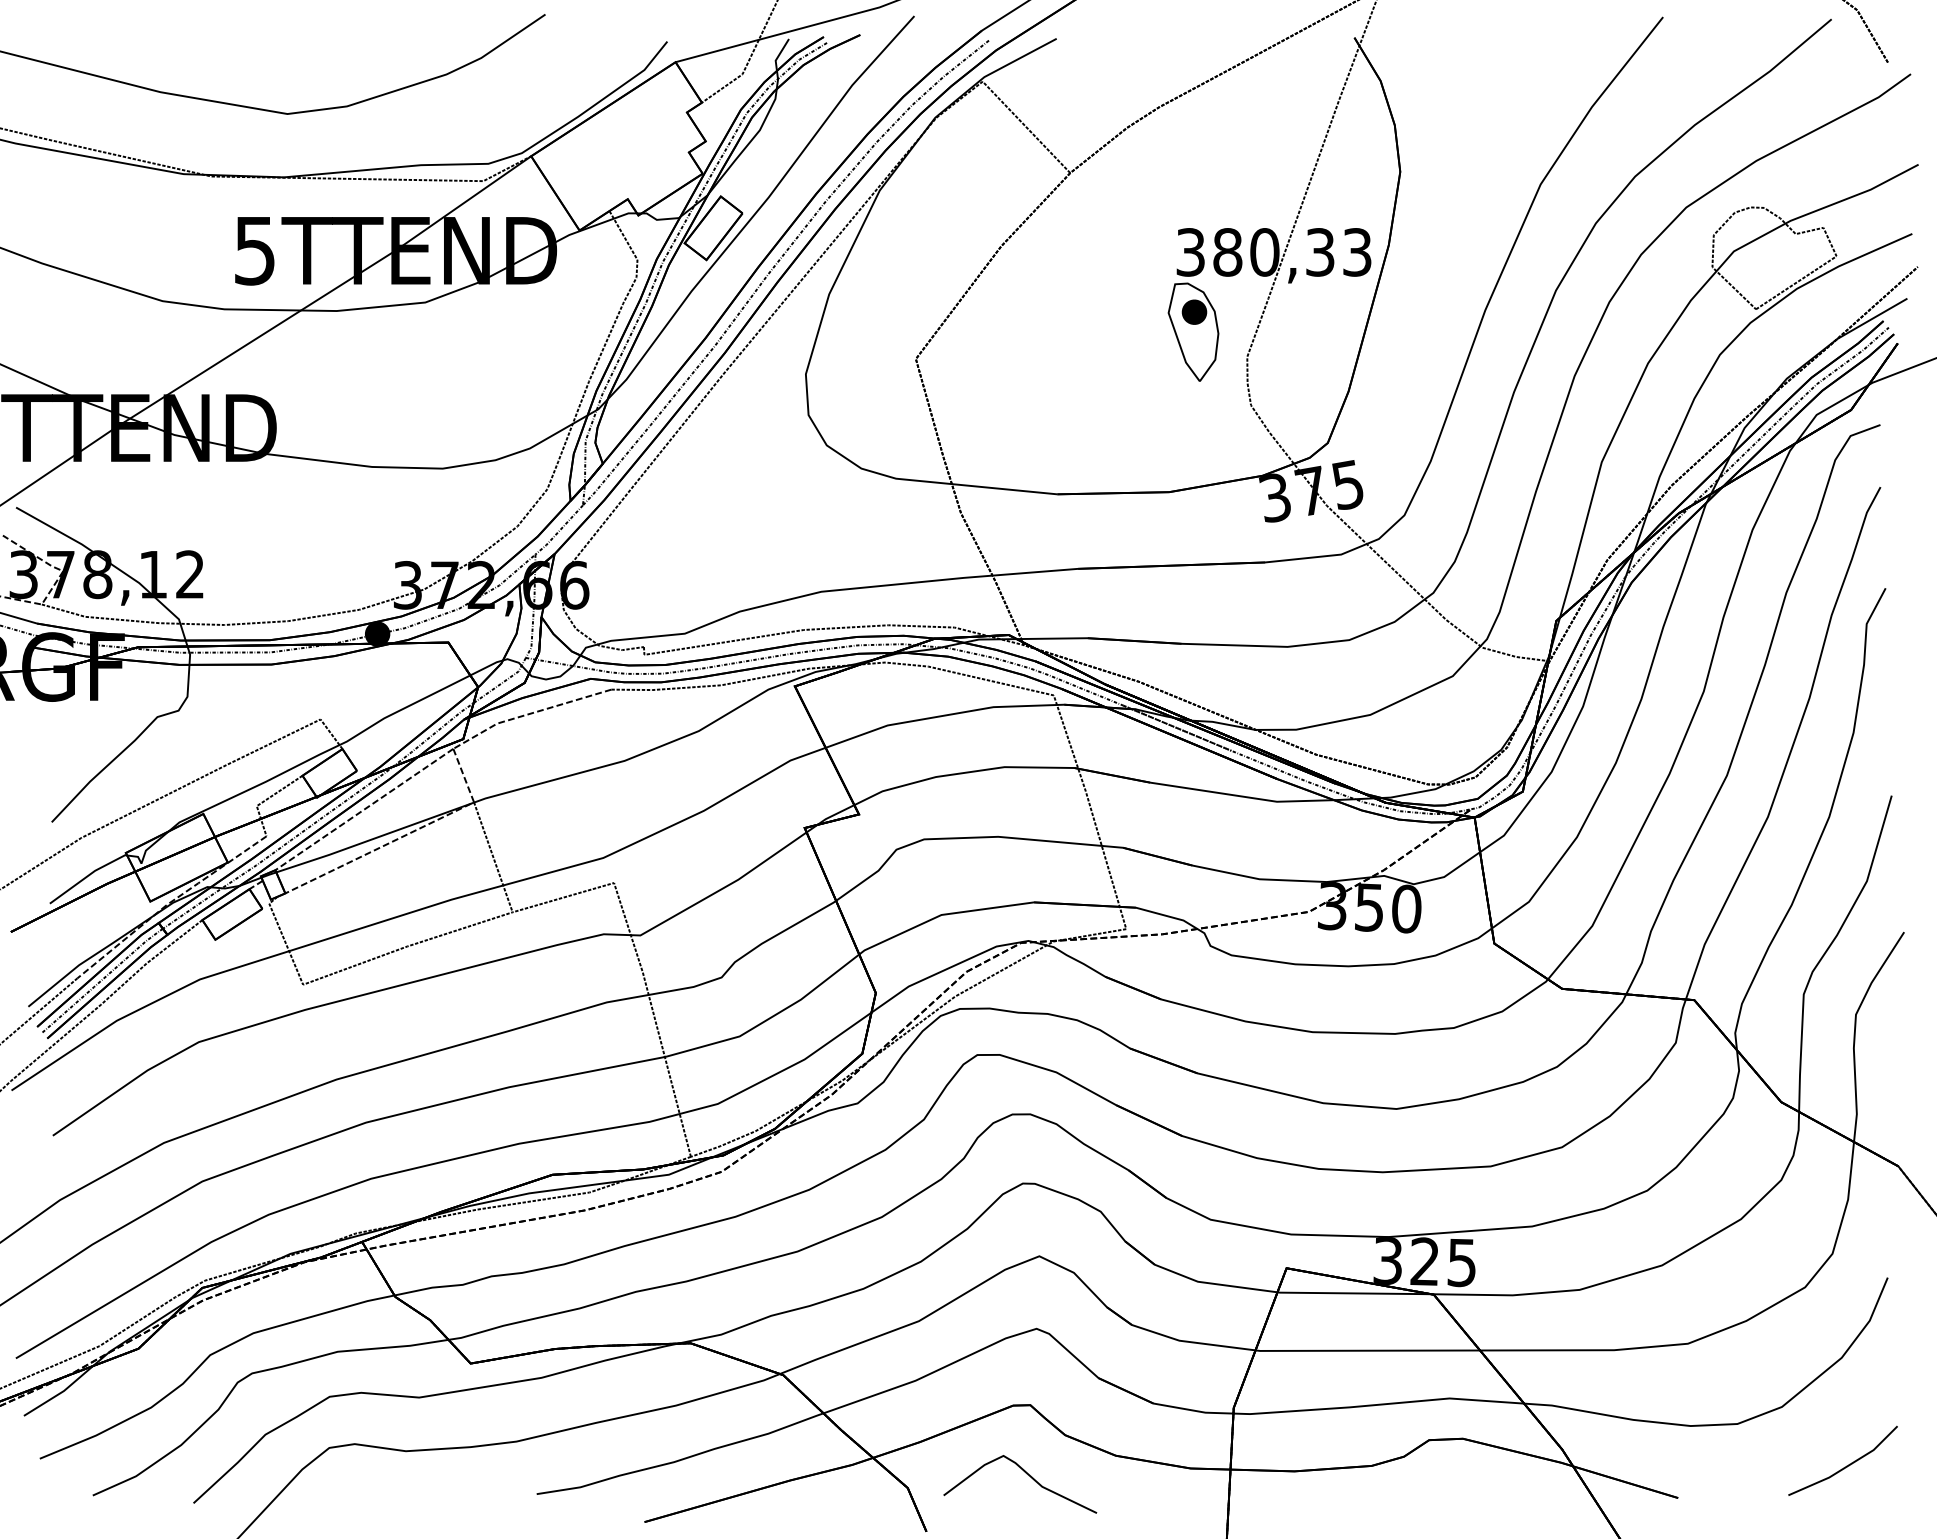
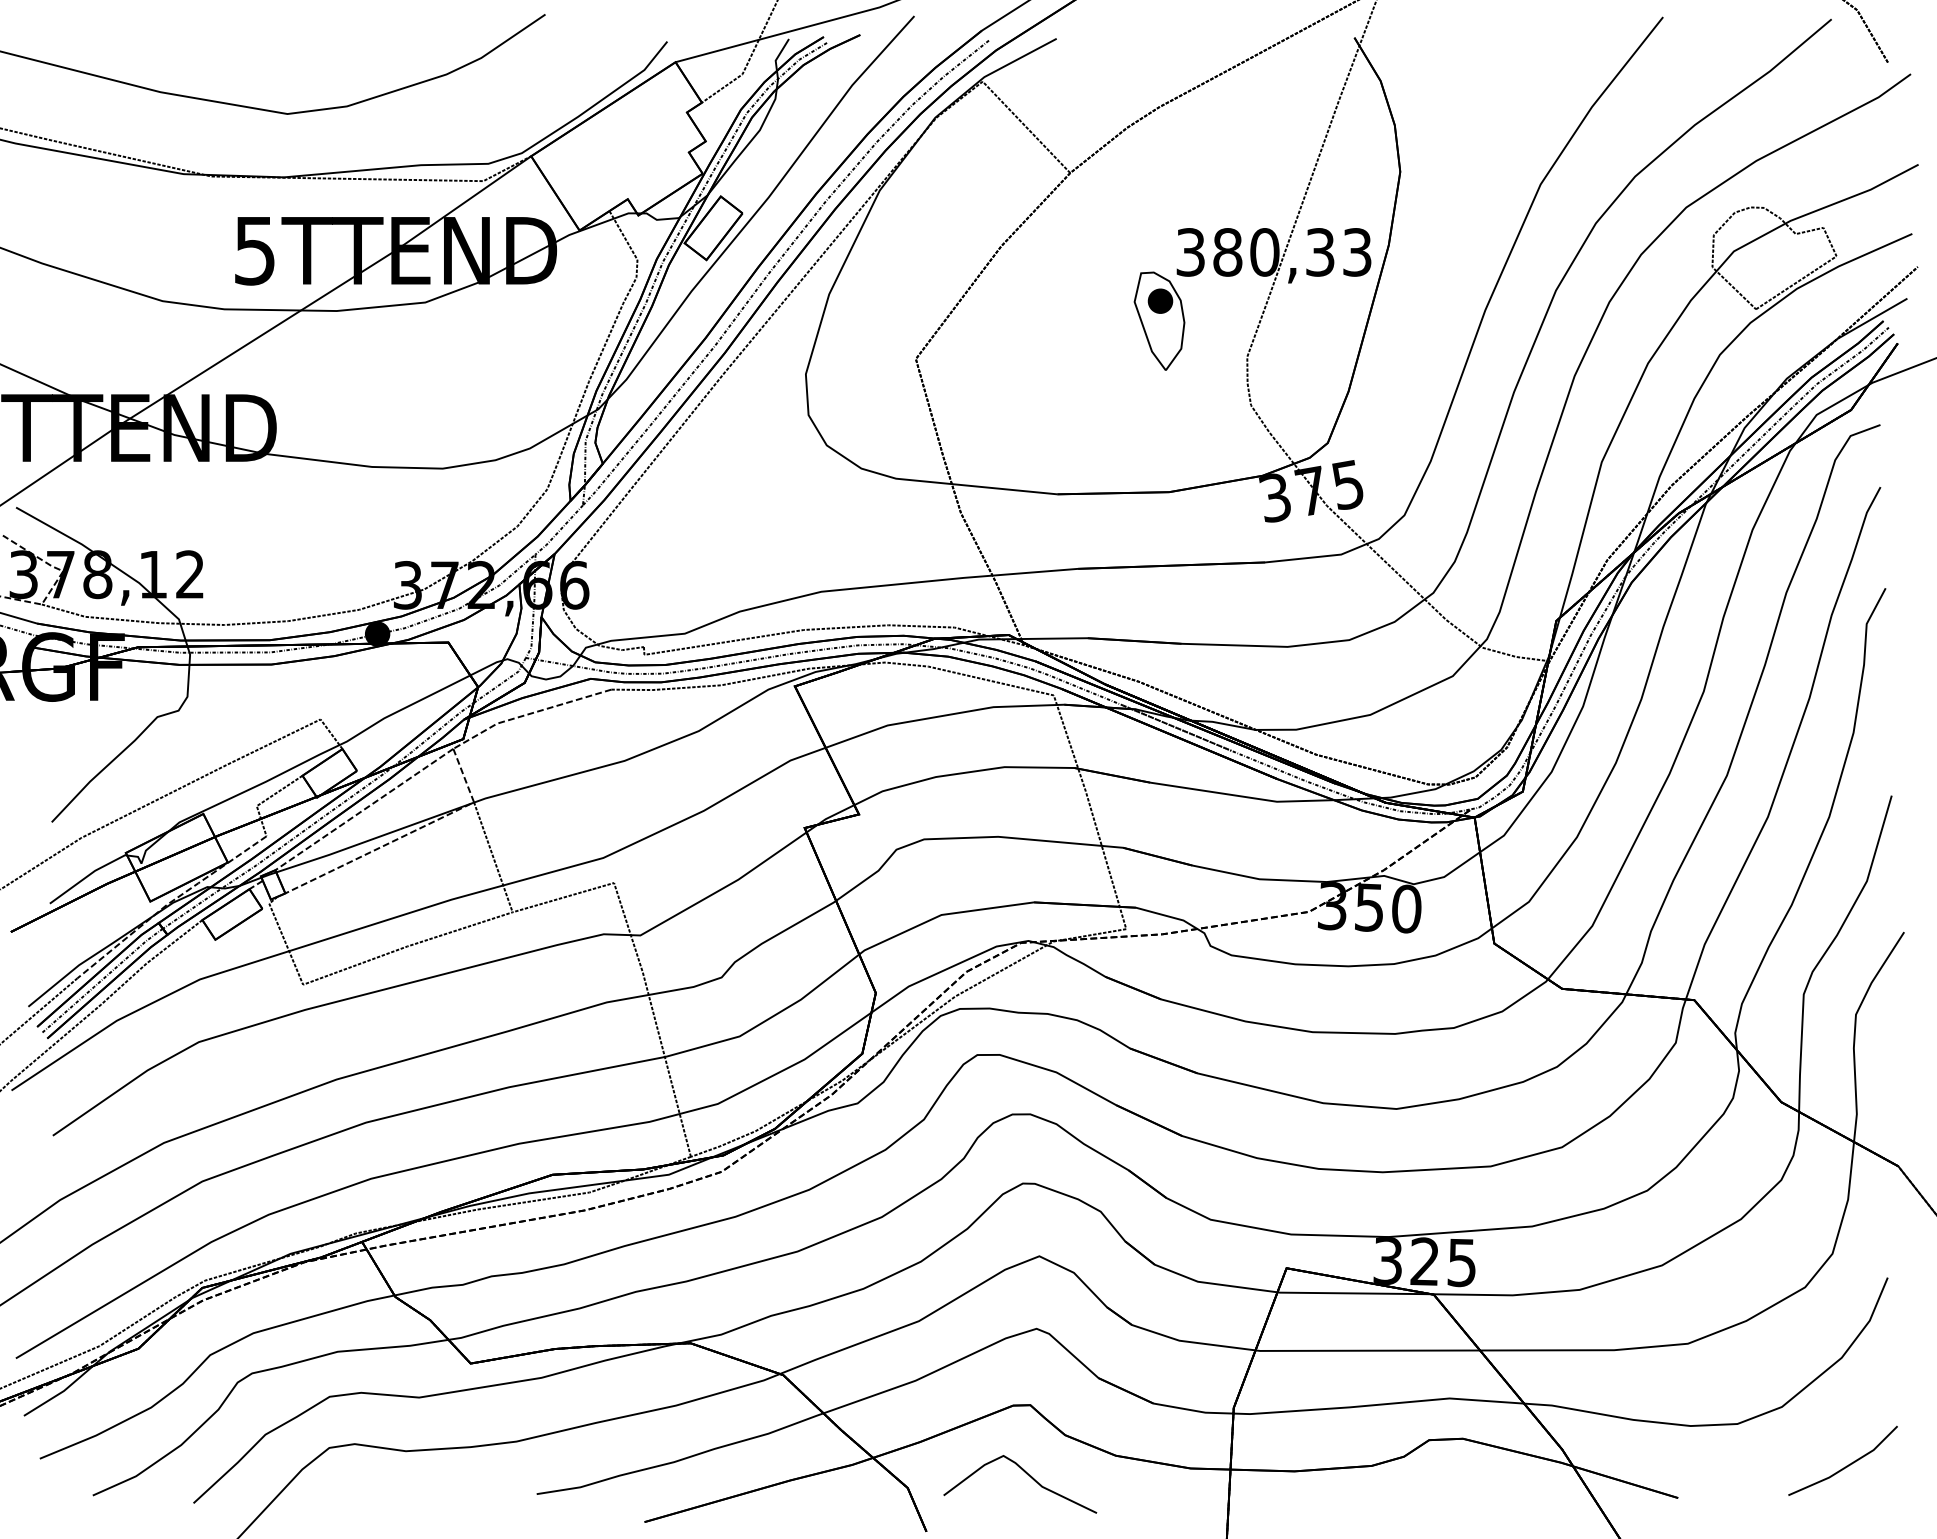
part position: (1193, 331) -> (1159, 320) (1159, 320)
